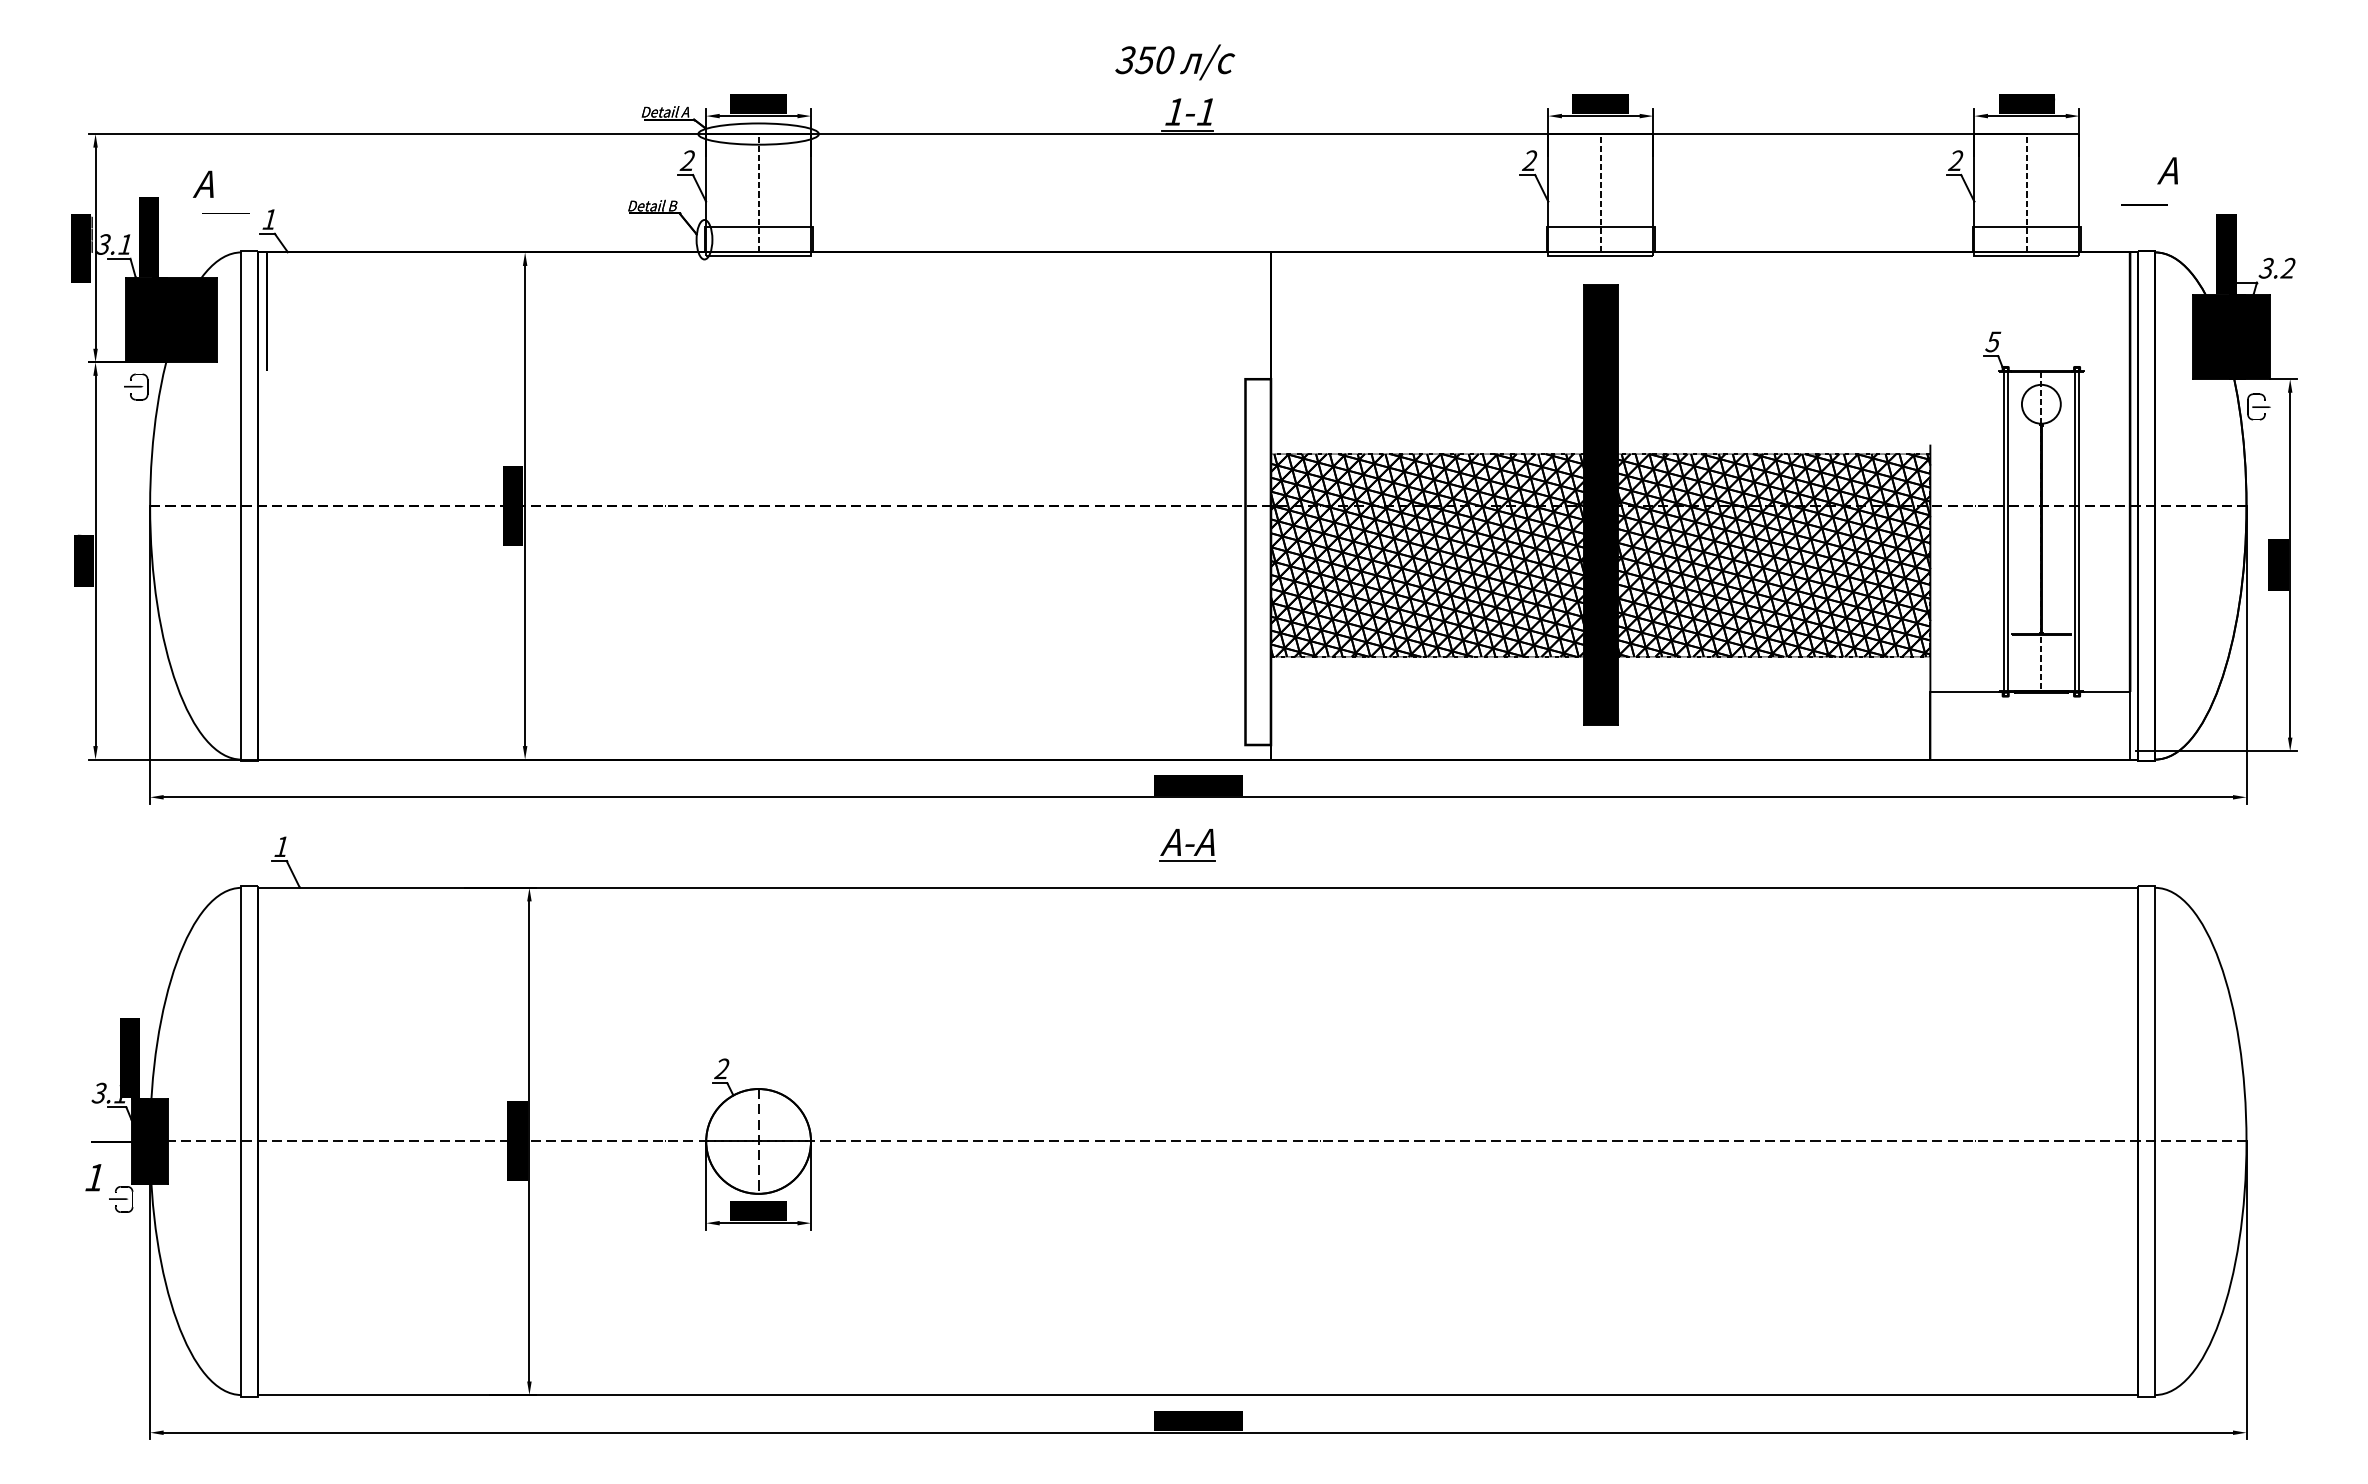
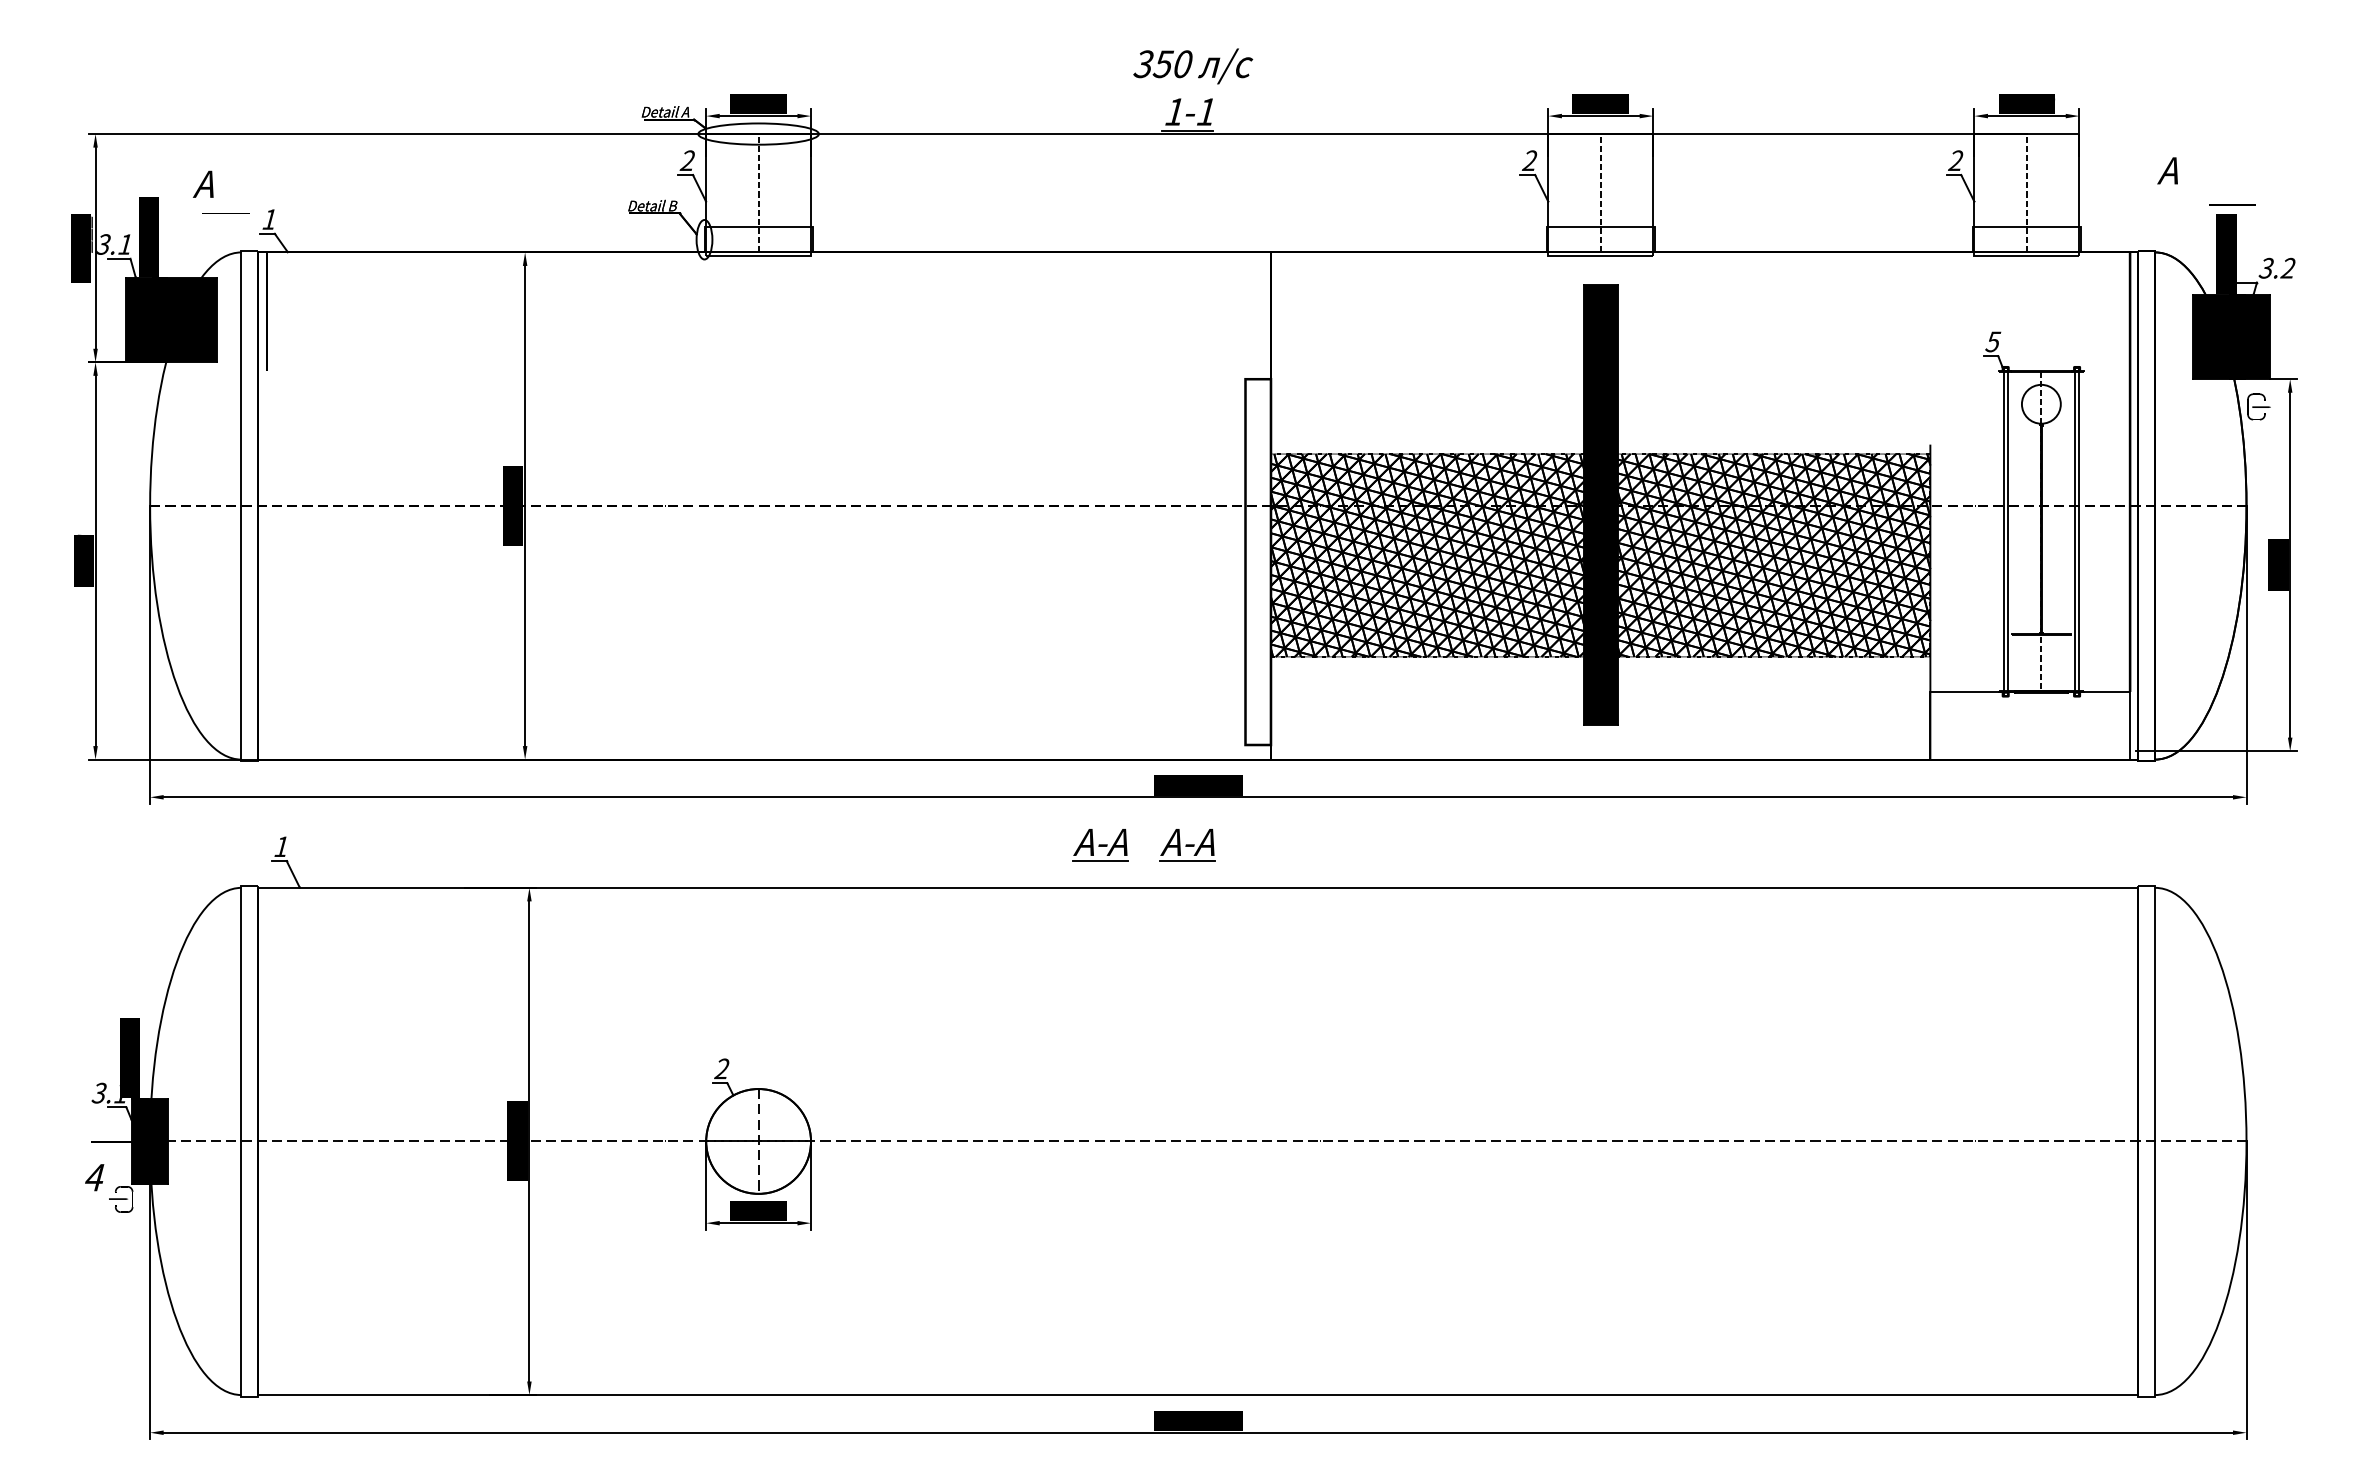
text position: (1175, 62) -> (1193, 66) (1193, 66)
line position: (2144, 204) -> (2232, 204) (2232, 204)
part: present -> none (136, 386)
part: none -> present (1100, 845)
text: 1 -> 4 (94, 1177)
